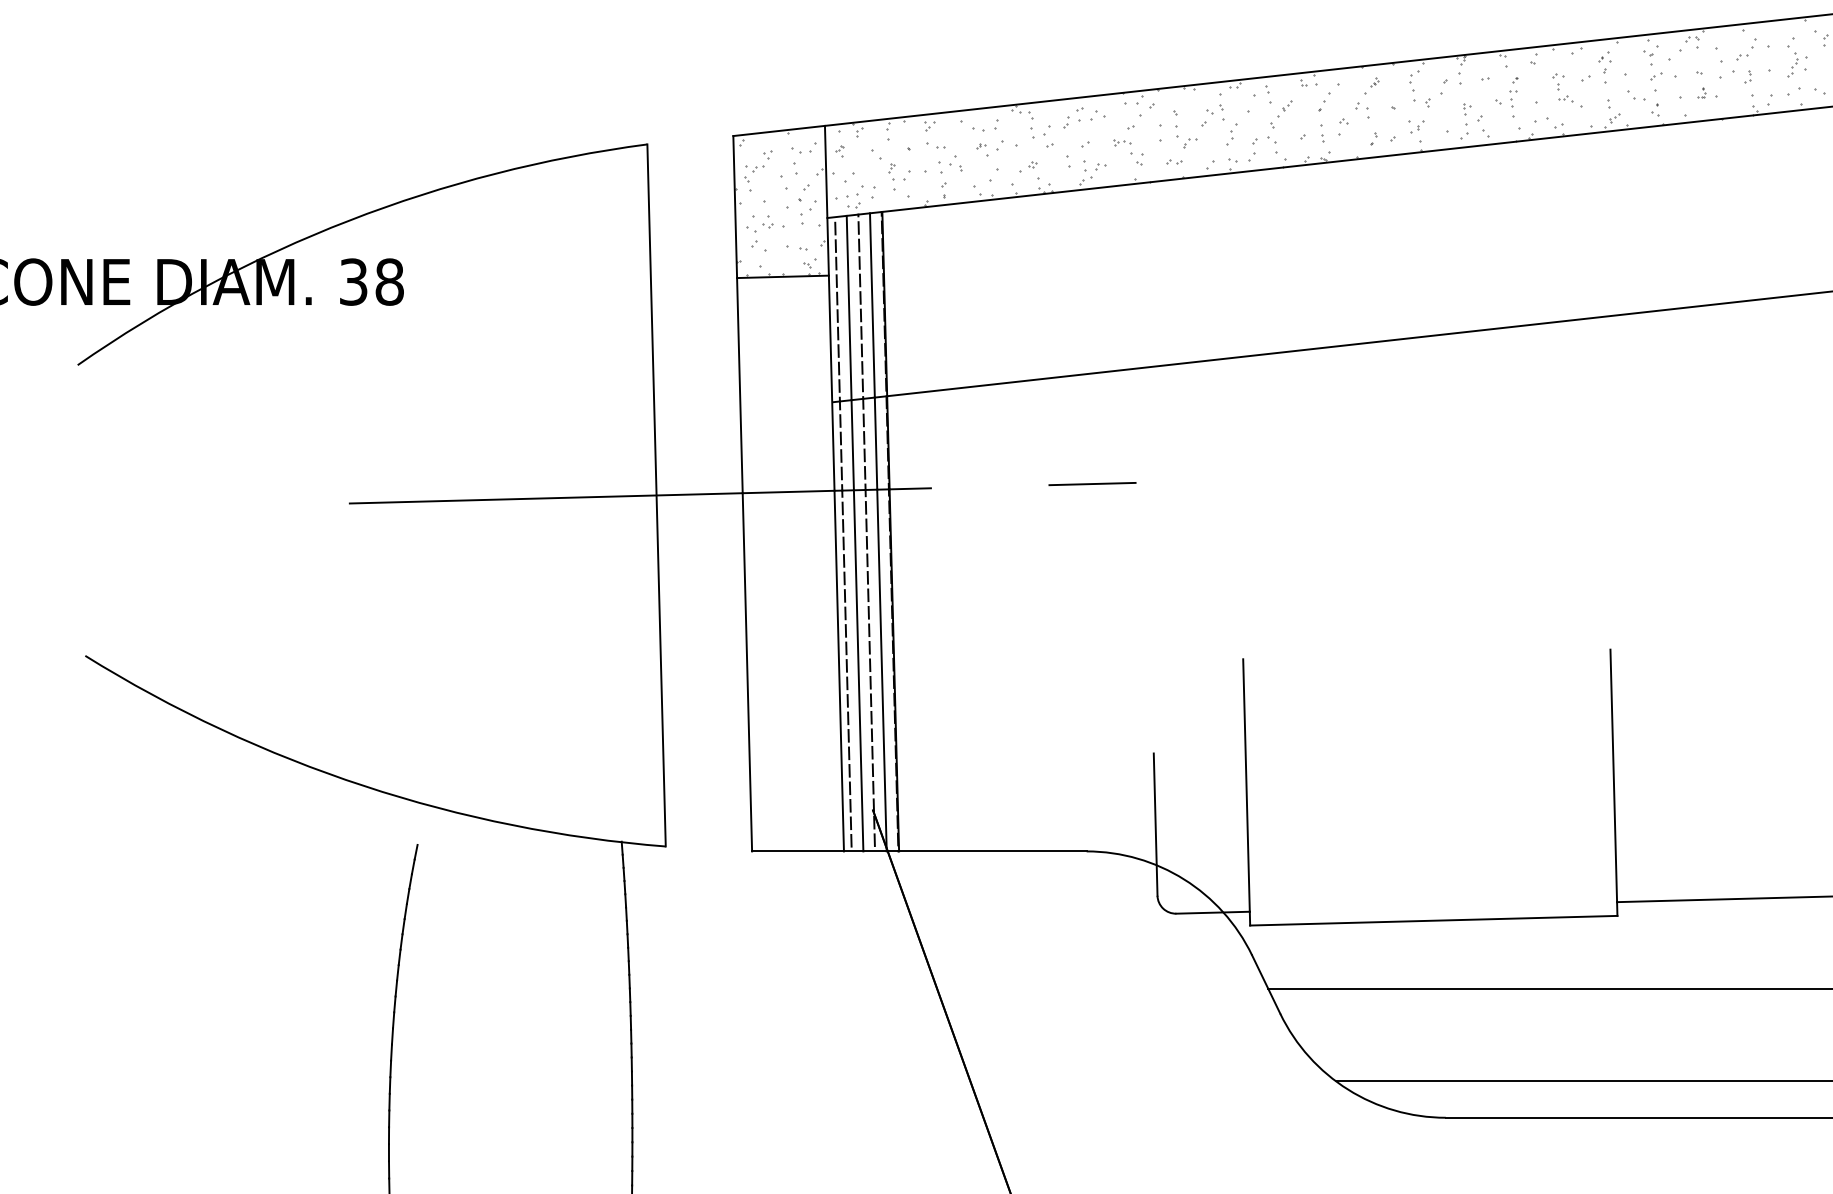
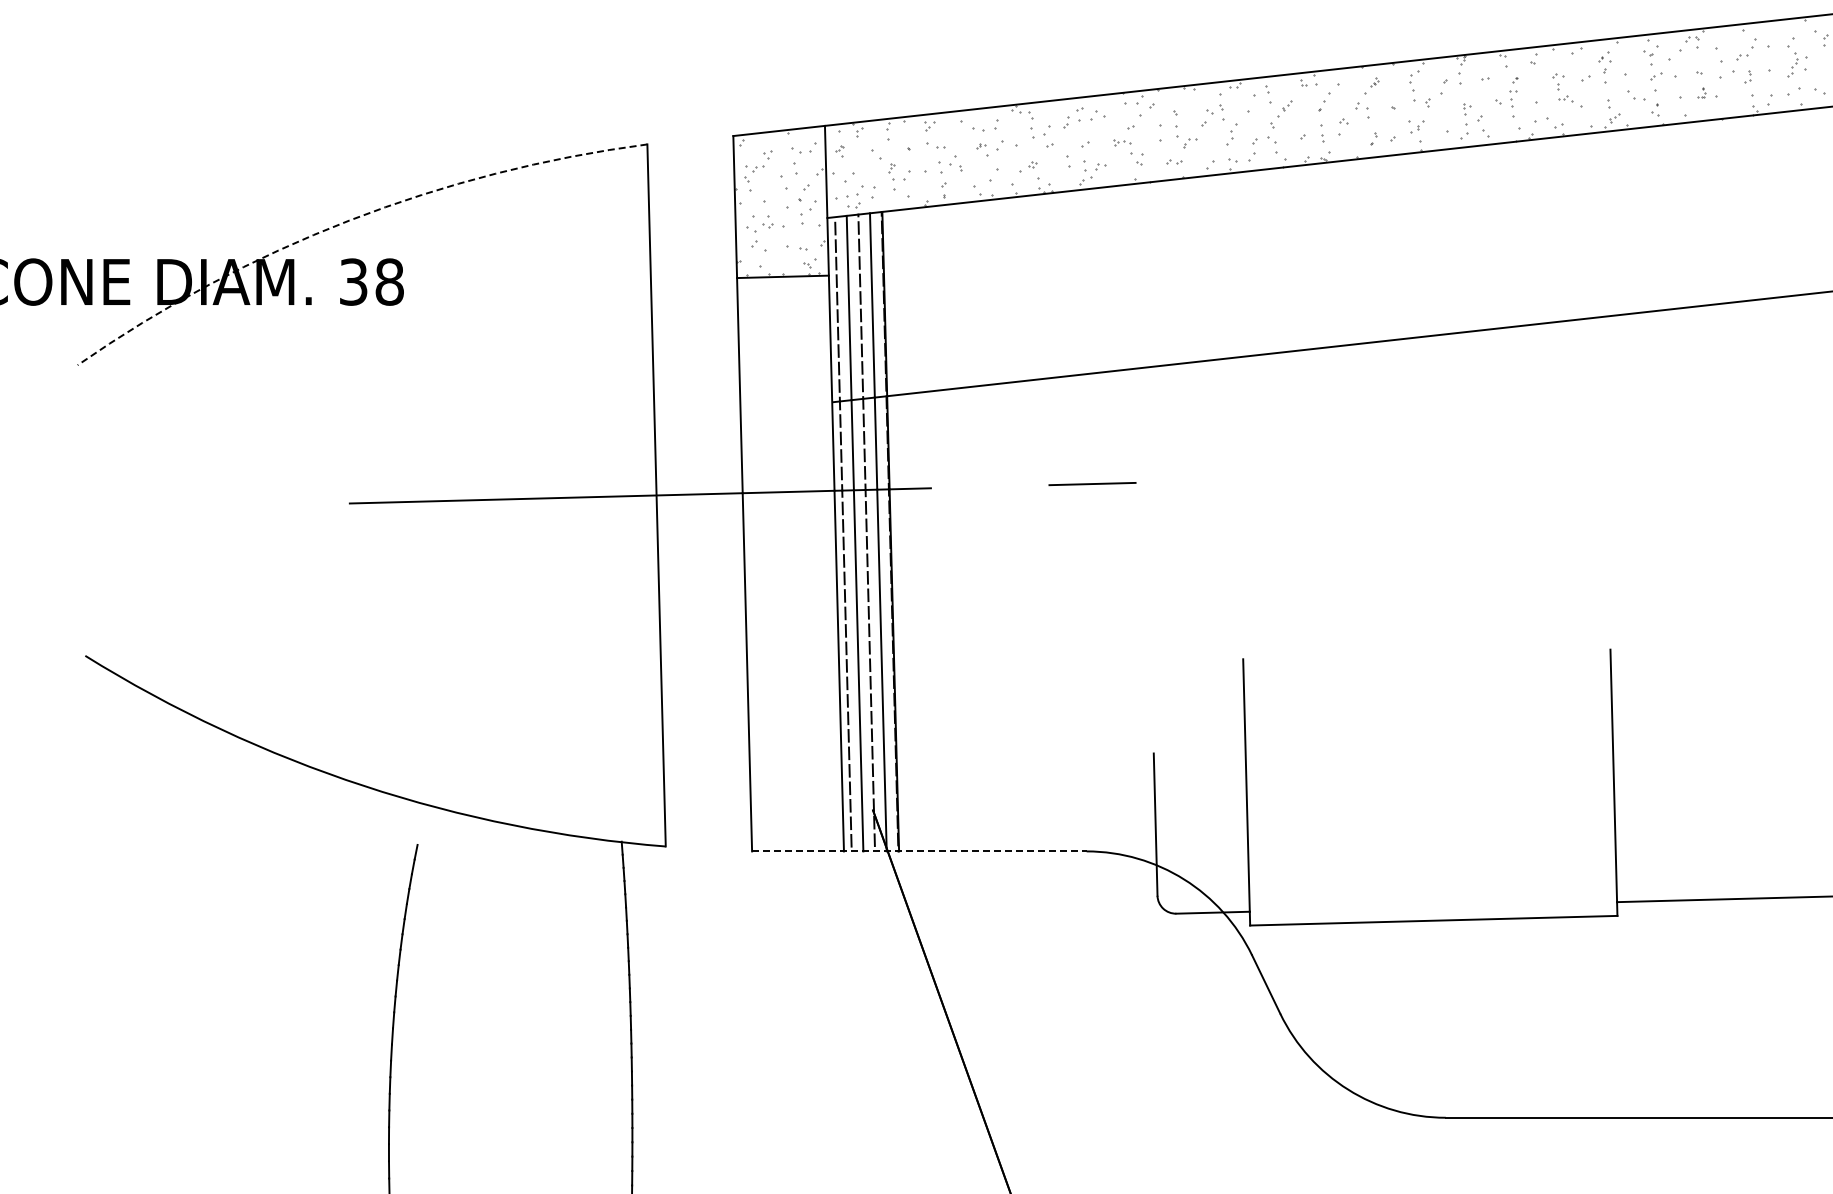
arc: solid -> dashed (349, 220)
line: solid -> dashed (919, 851)
line: present -> none (1548, 989)
line: present -> none (1582, 1081)
